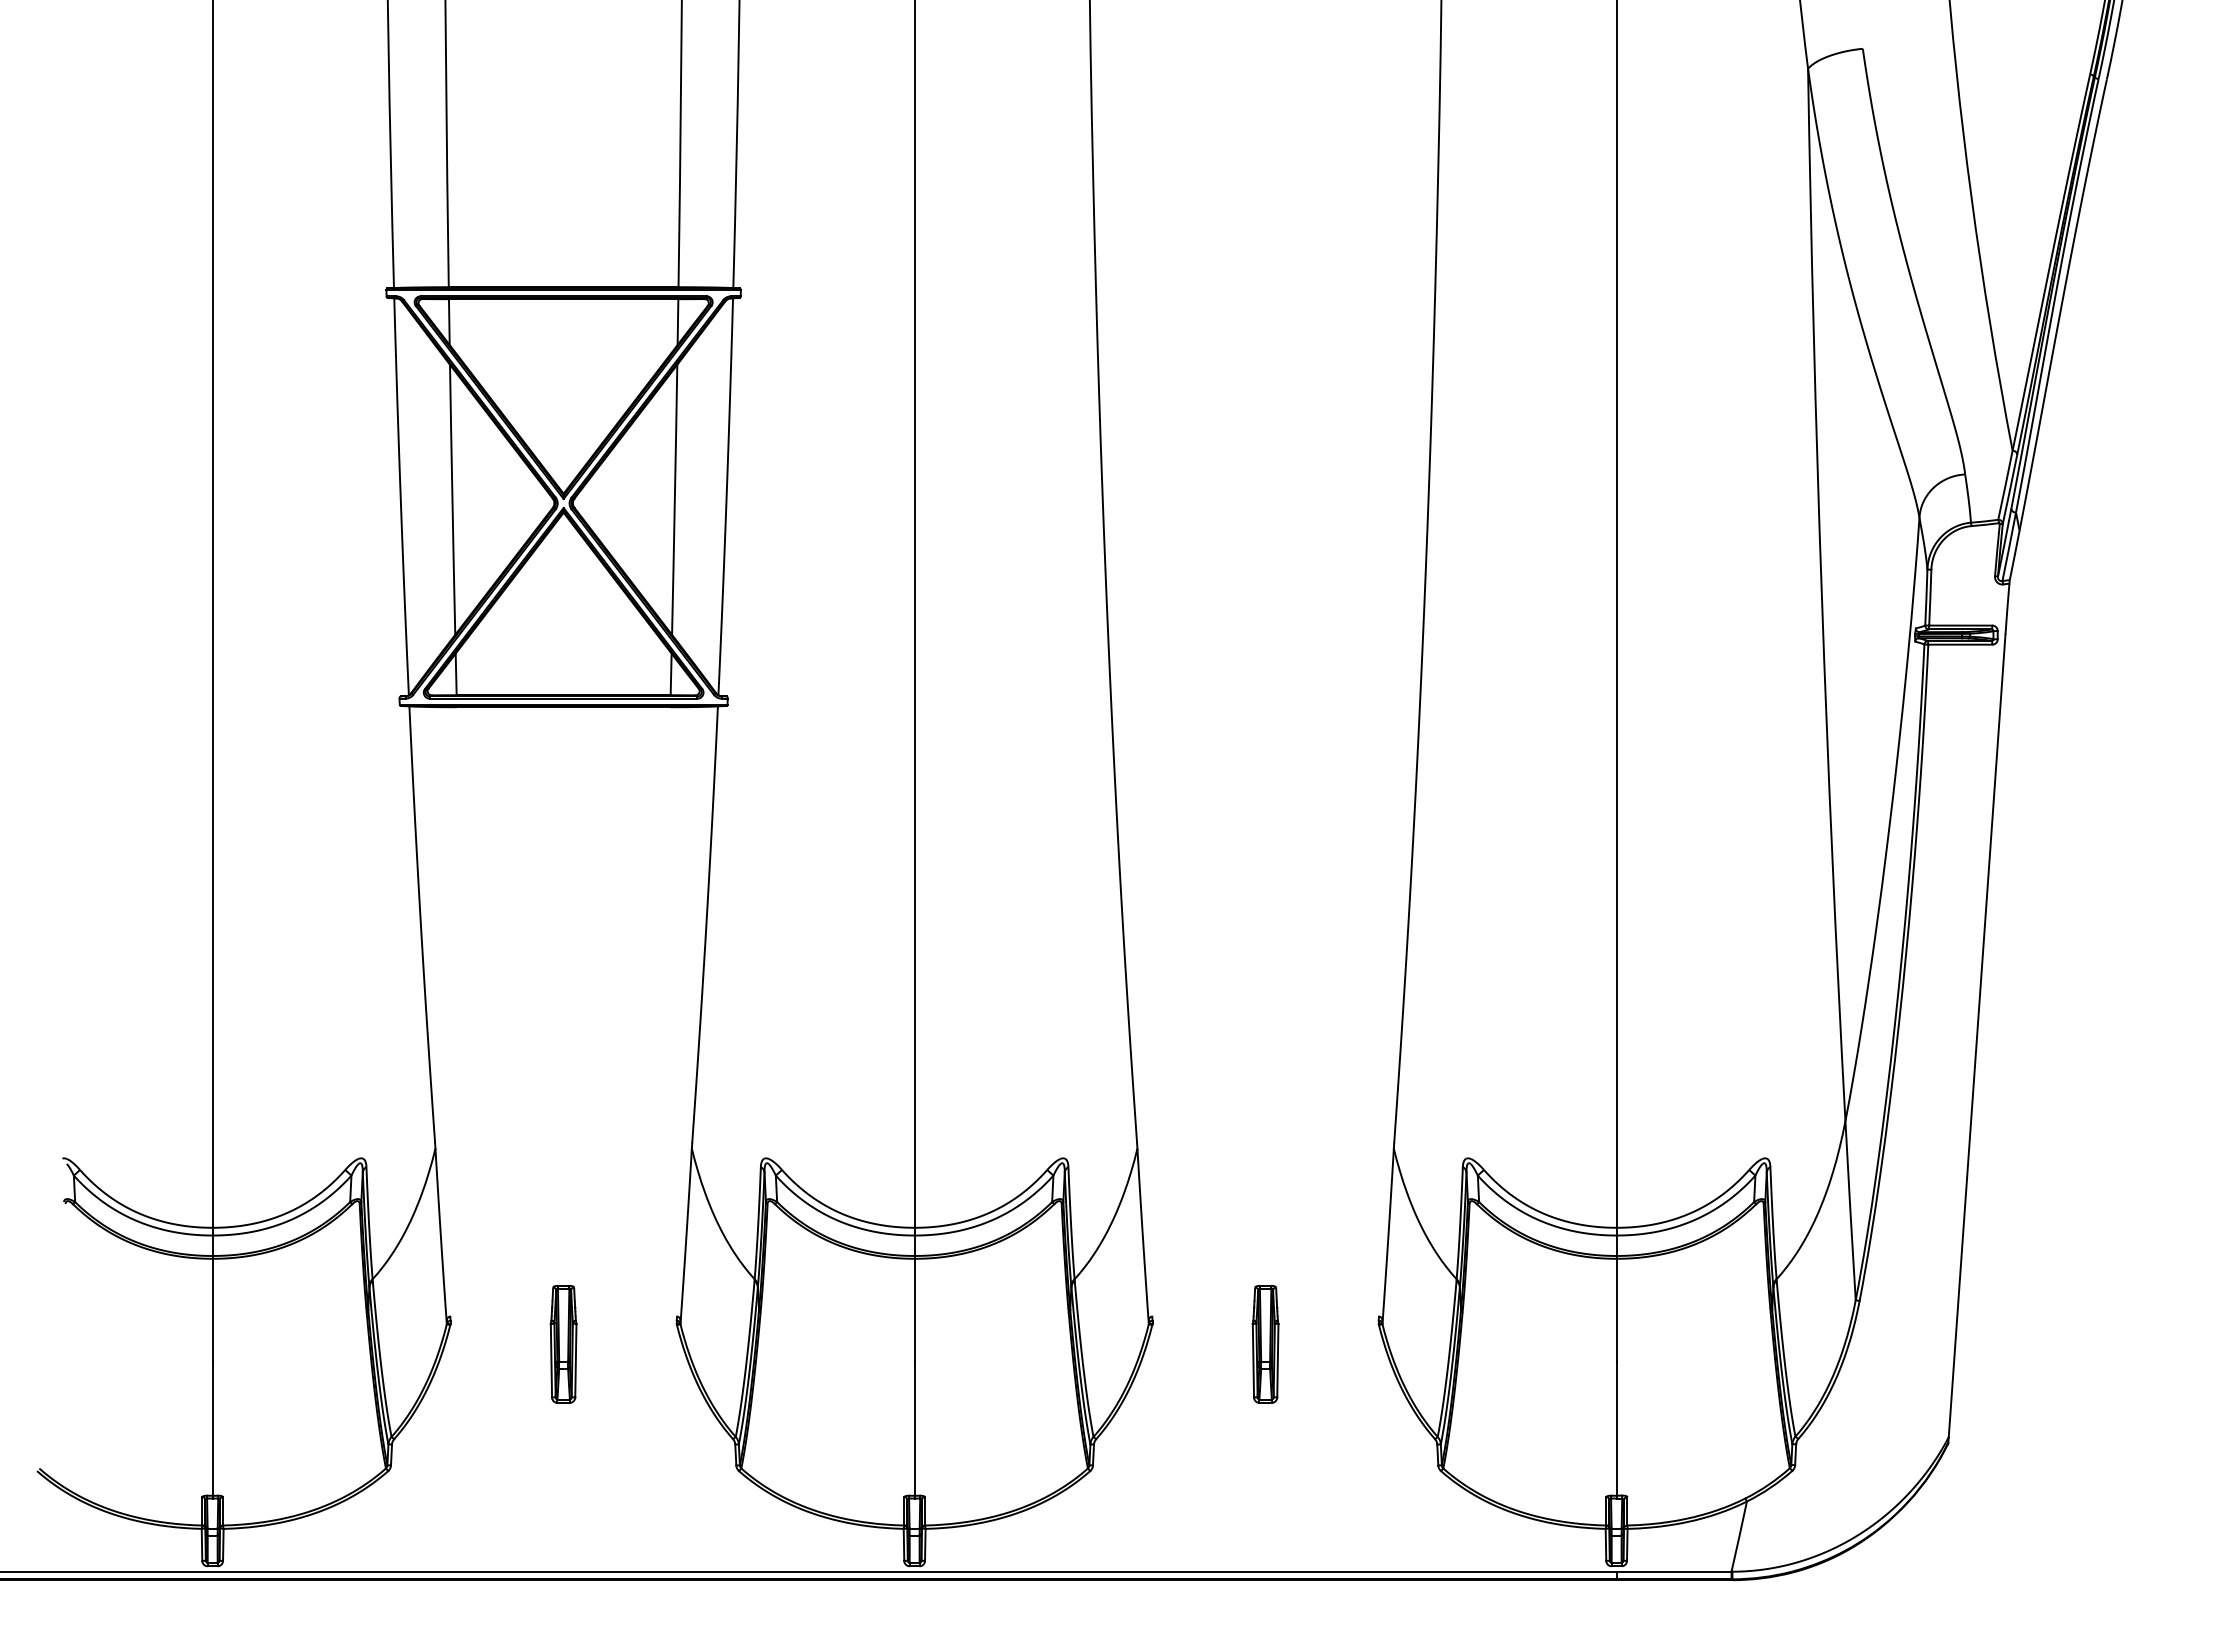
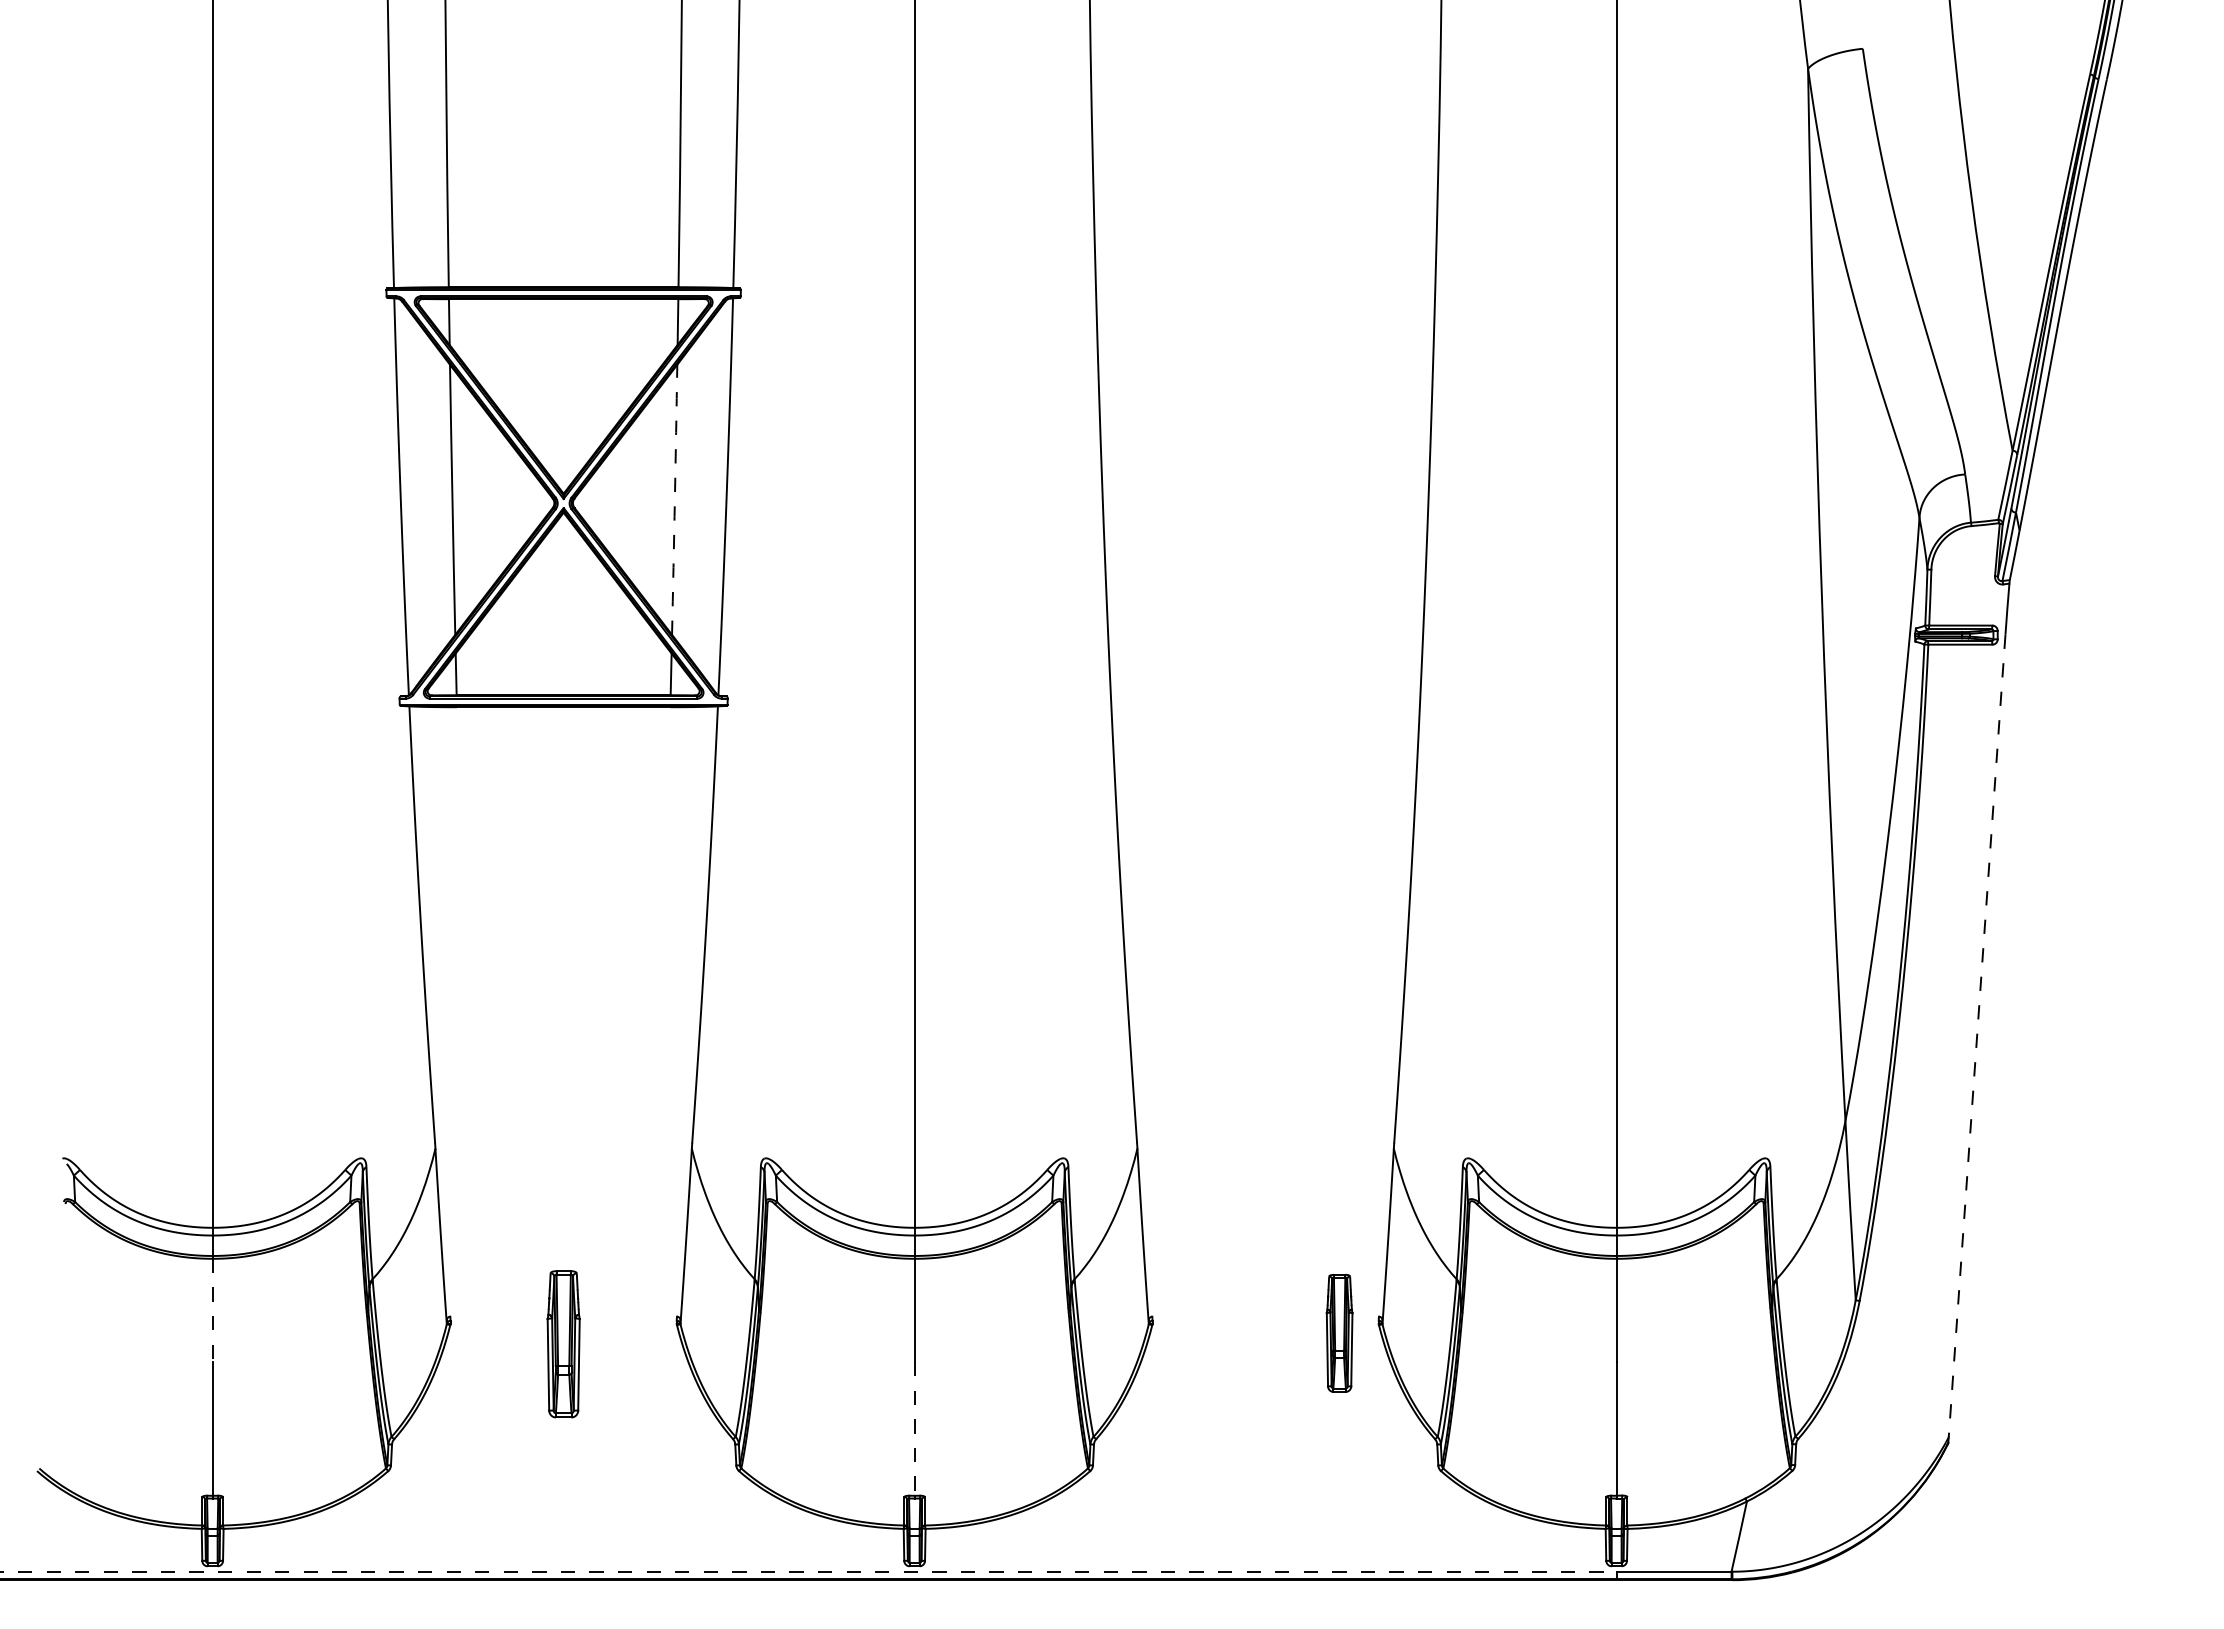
arc: solid -> dashed (674, 499)
line: solid -> dashed (1977, 1036)
line: solid -> dashed (212, 1310)
part size: 29x119 px -> 35x149 px (563, 1344)
part position: (1265, 1344) -> (1339, 1333) (1339, 1333)
line: solid -> dashed (914, 1428)
line: solid -> dashed (809, 1571)
